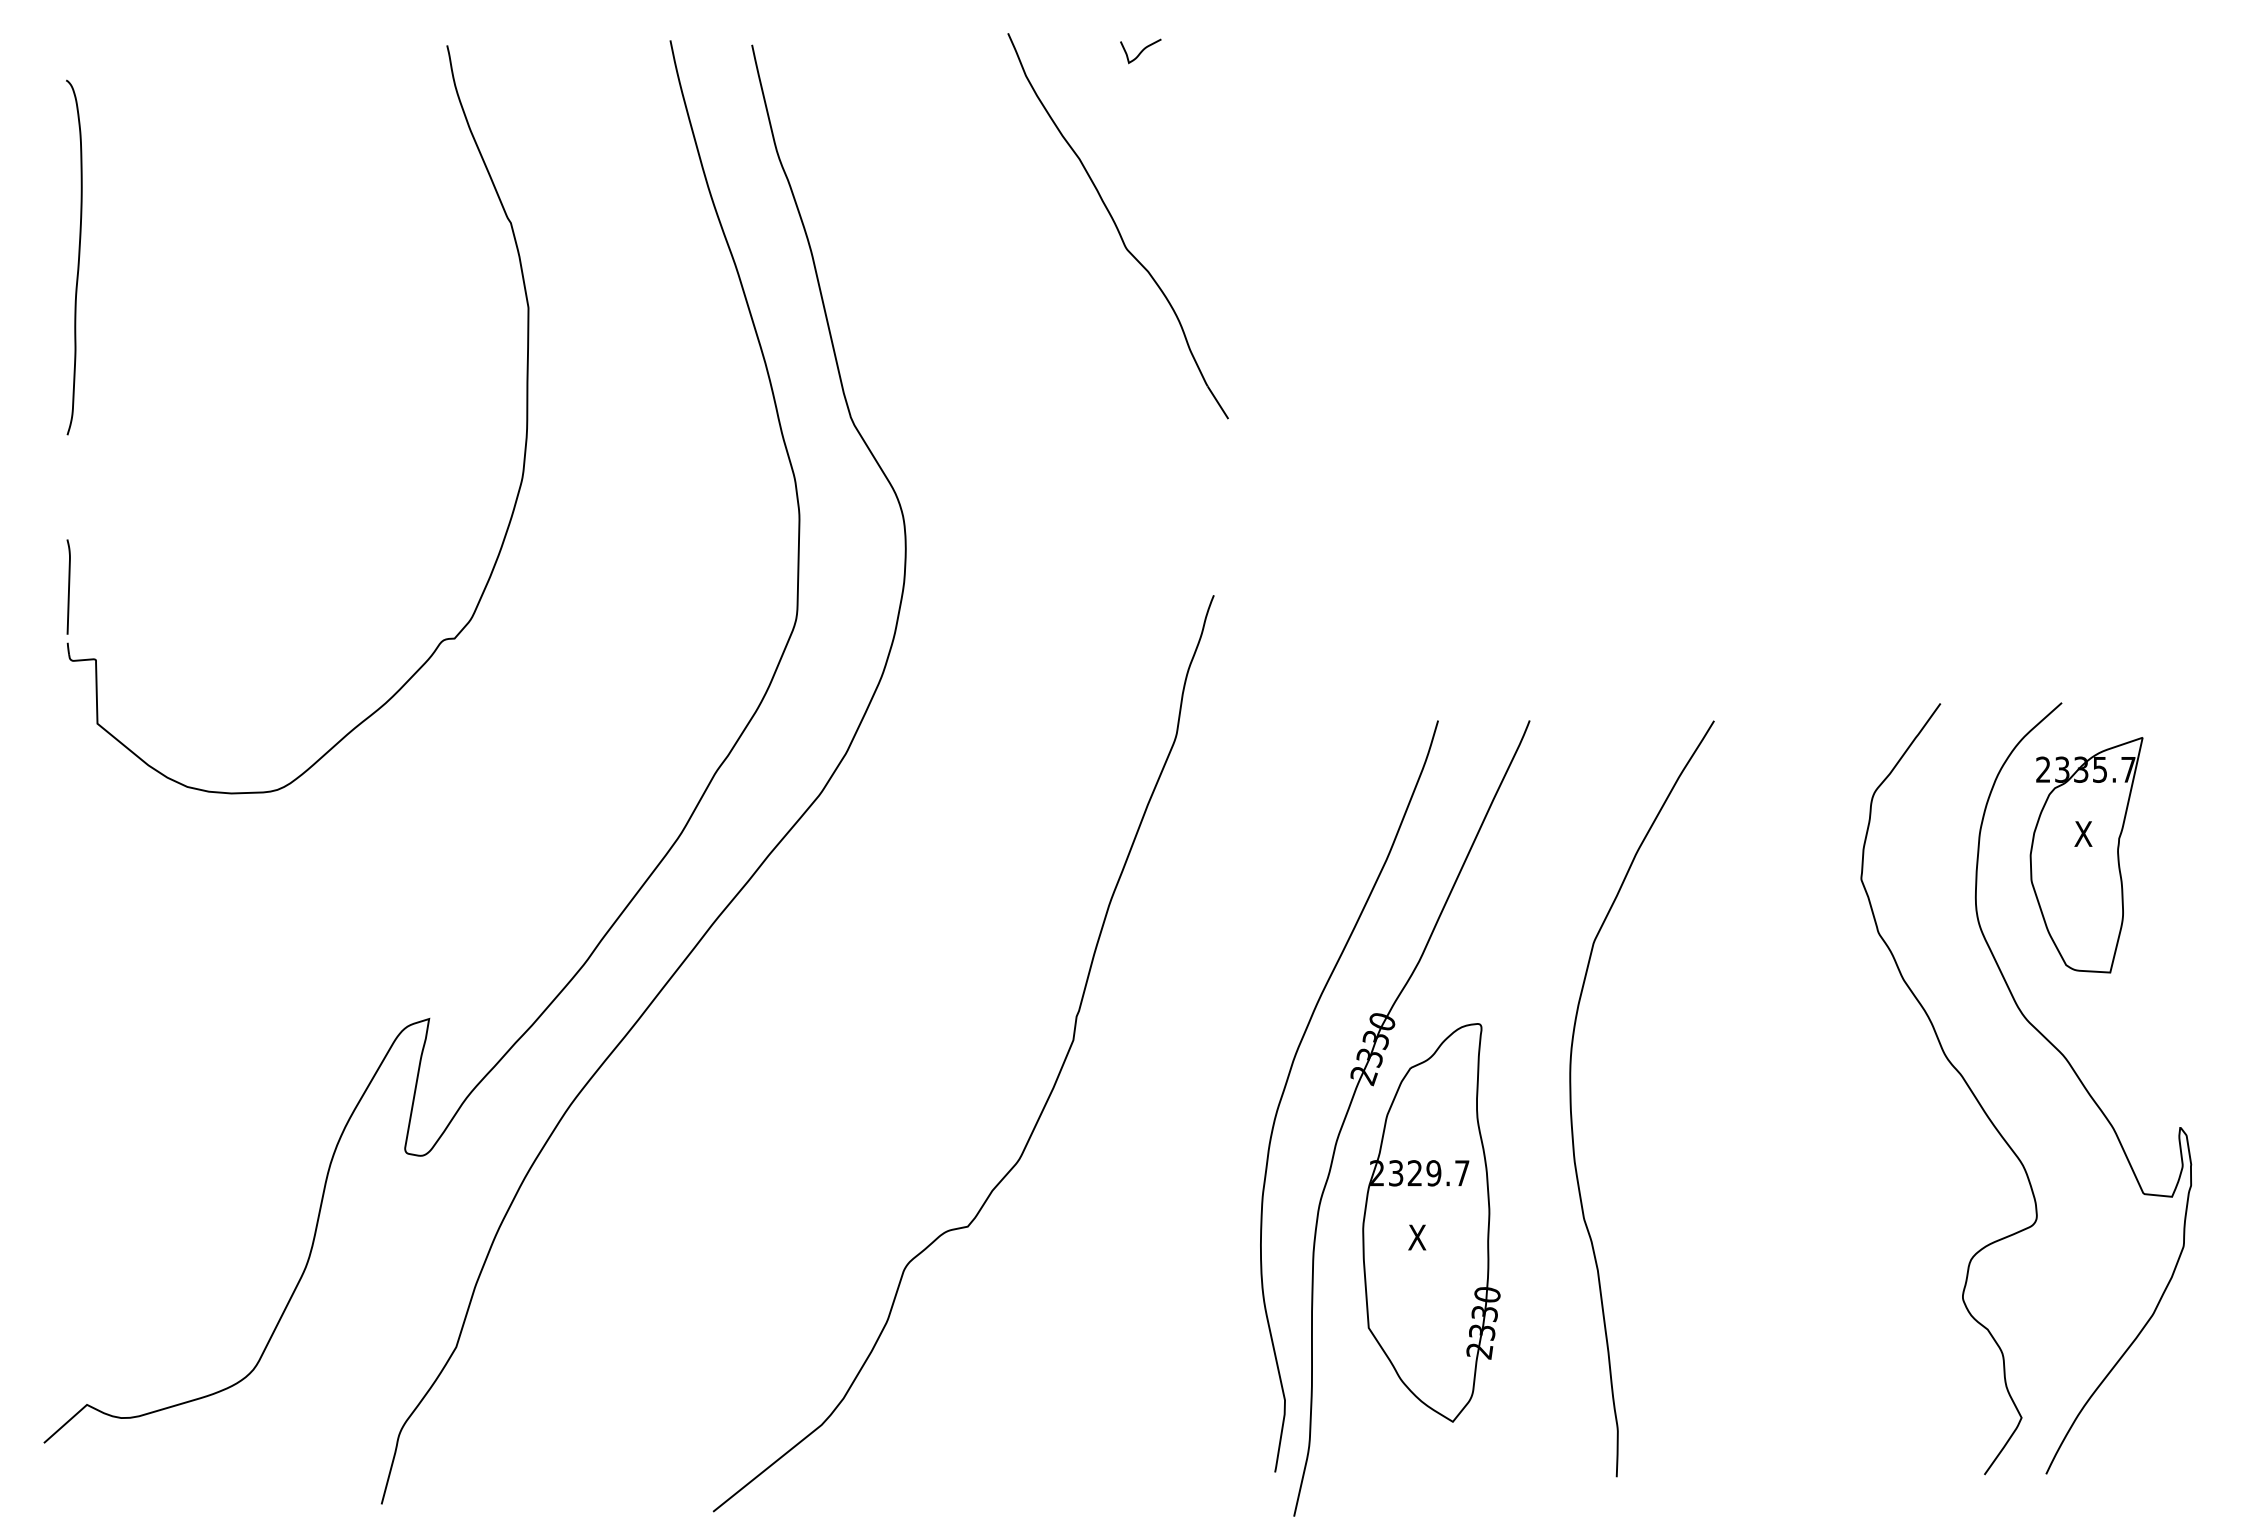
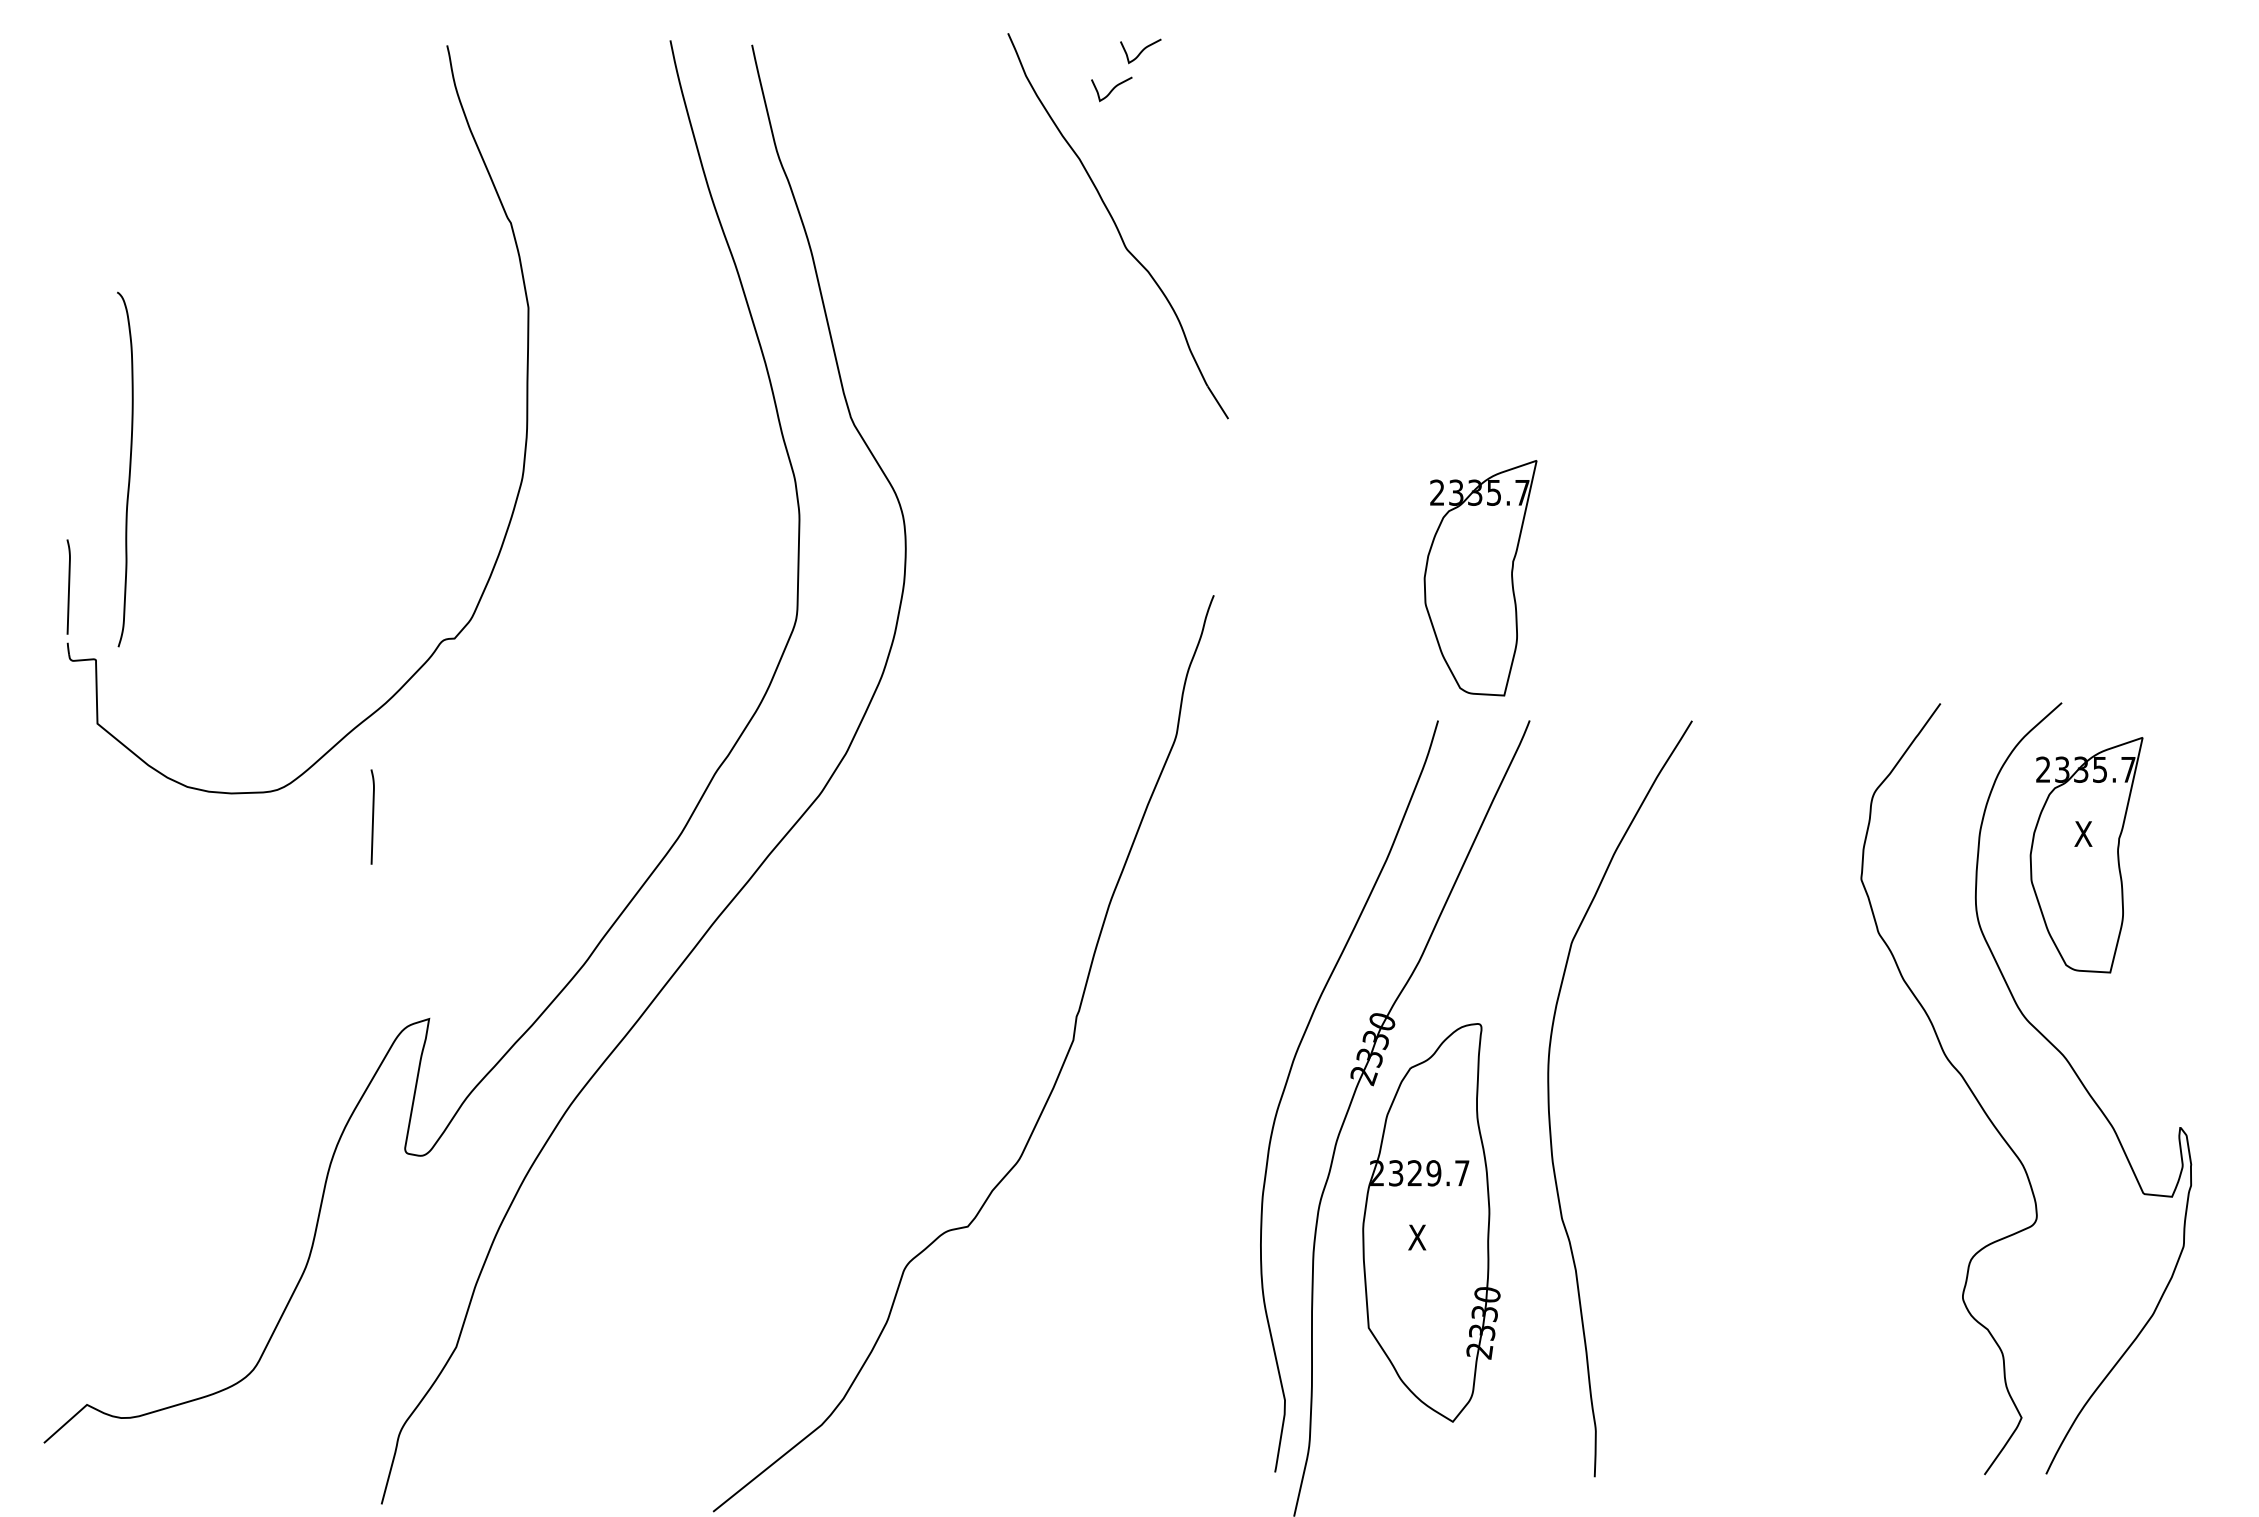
curve: none -> present (1111, 89)
curve position: (78, 257) -> (129, 469) (129, 469)
part: none -> present (1480, 578)
curve: none -> present (372, 816)
curve position: (1571, 1098) -> (1549, 1098) (1549, 1098)
